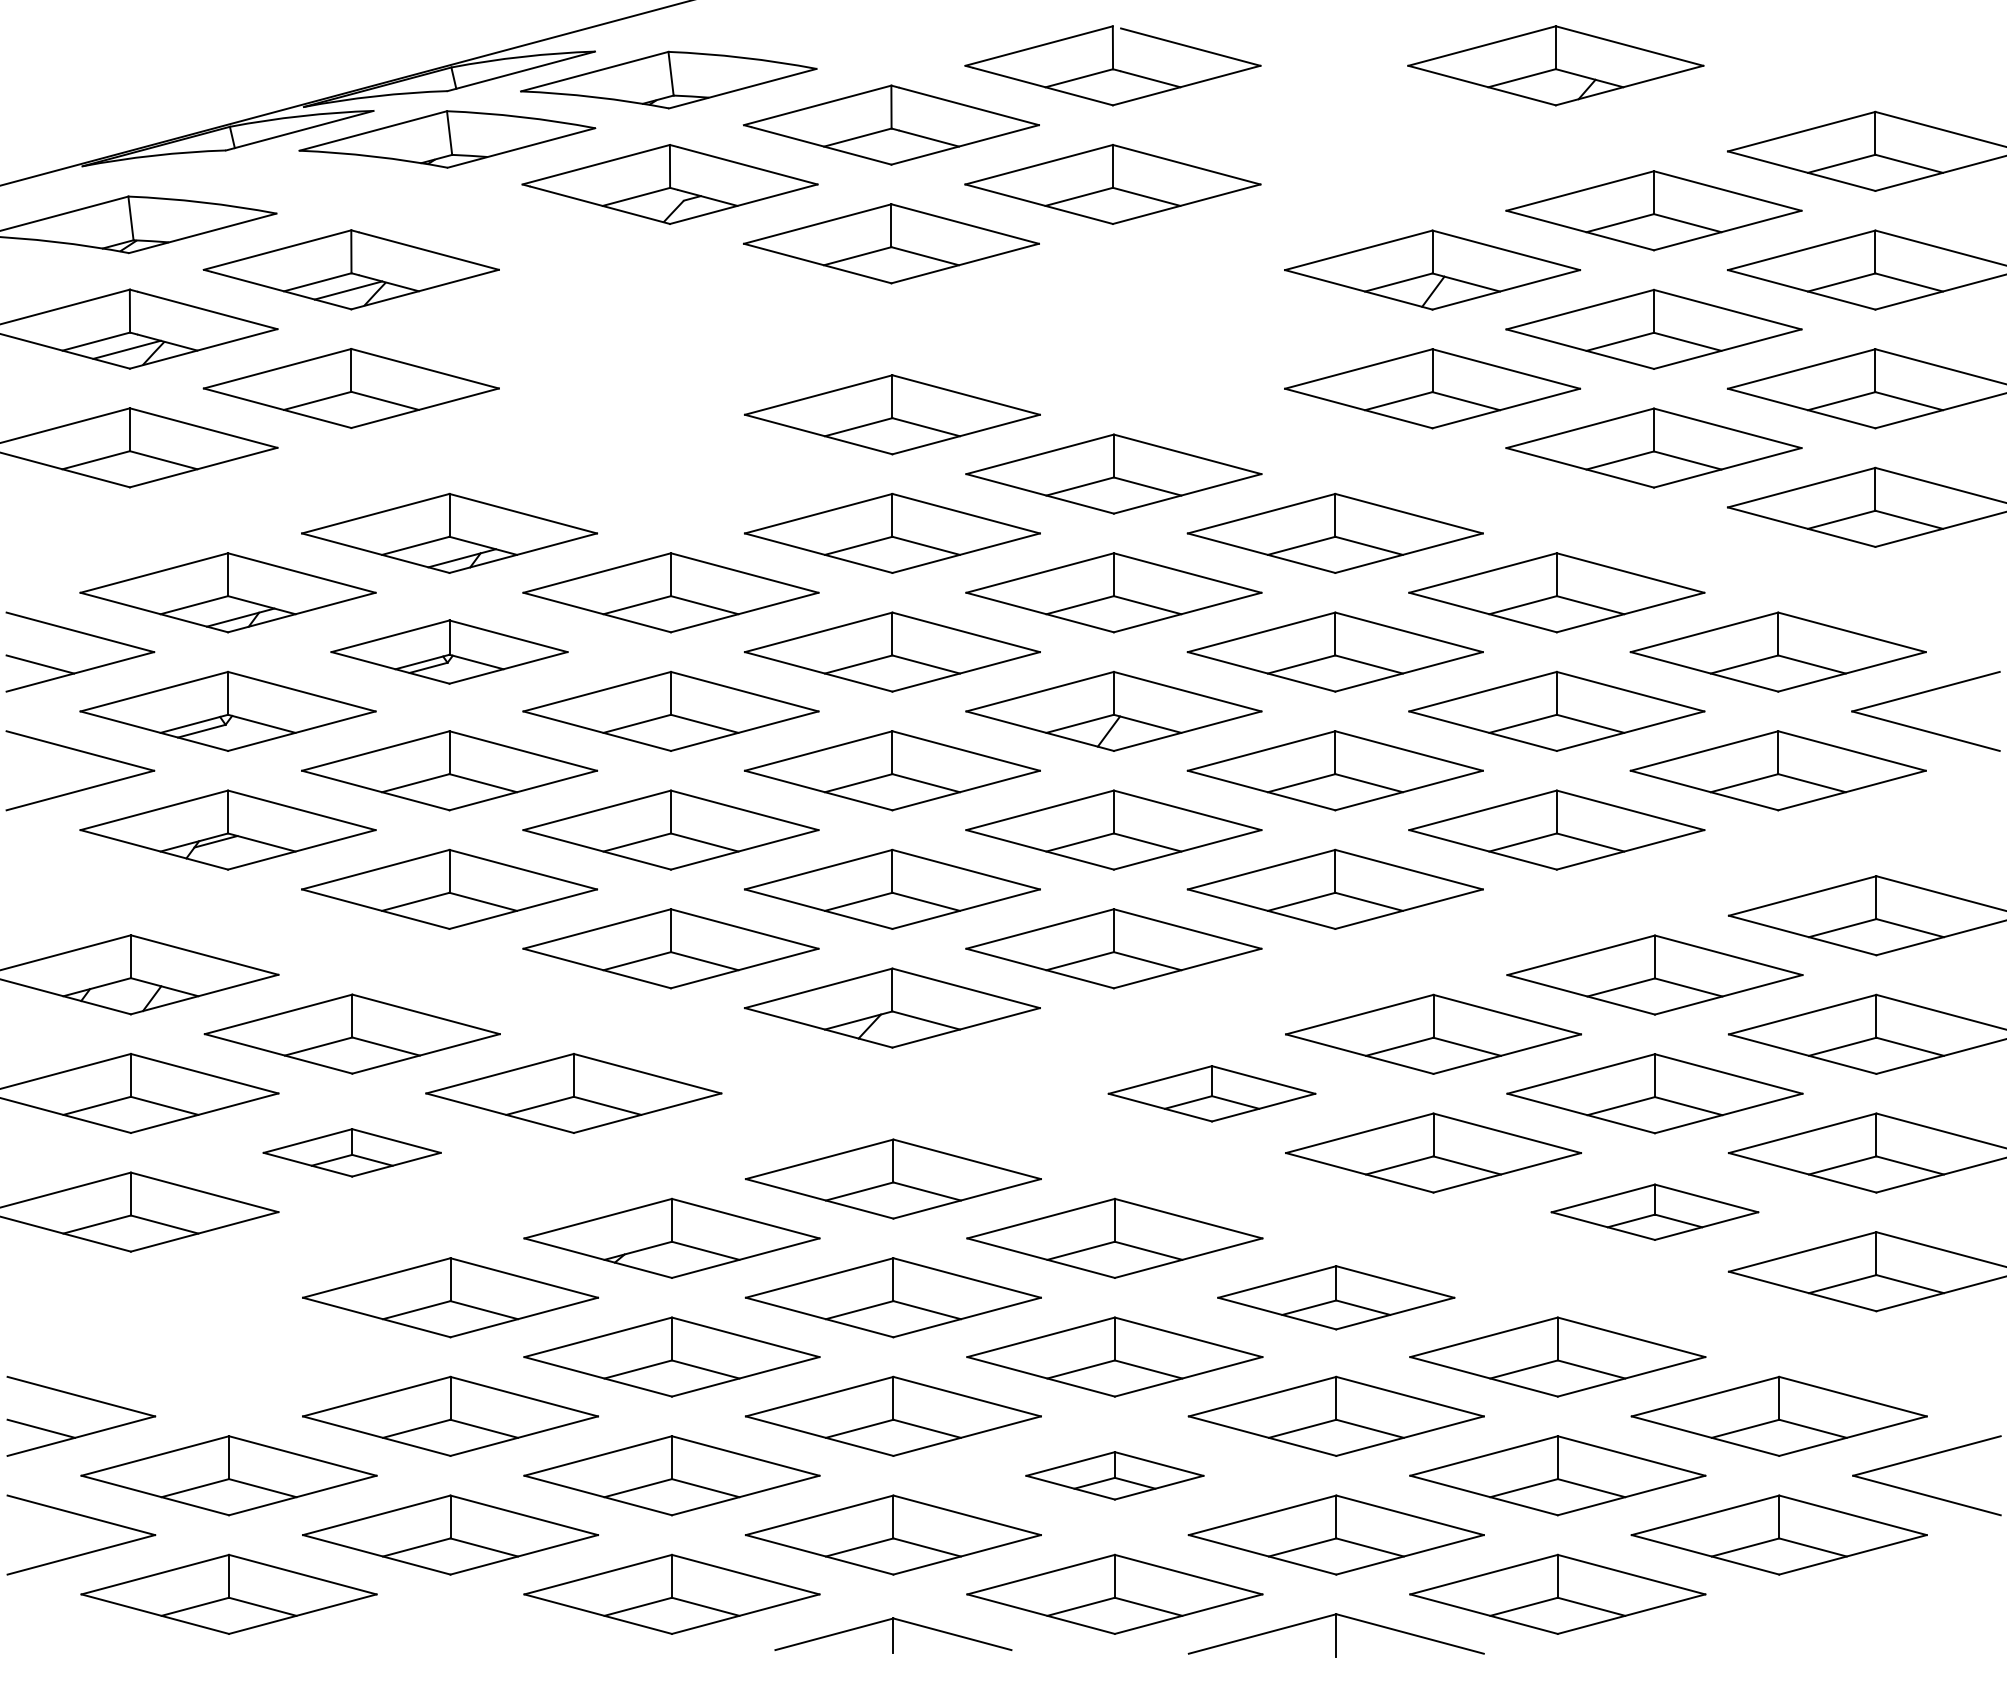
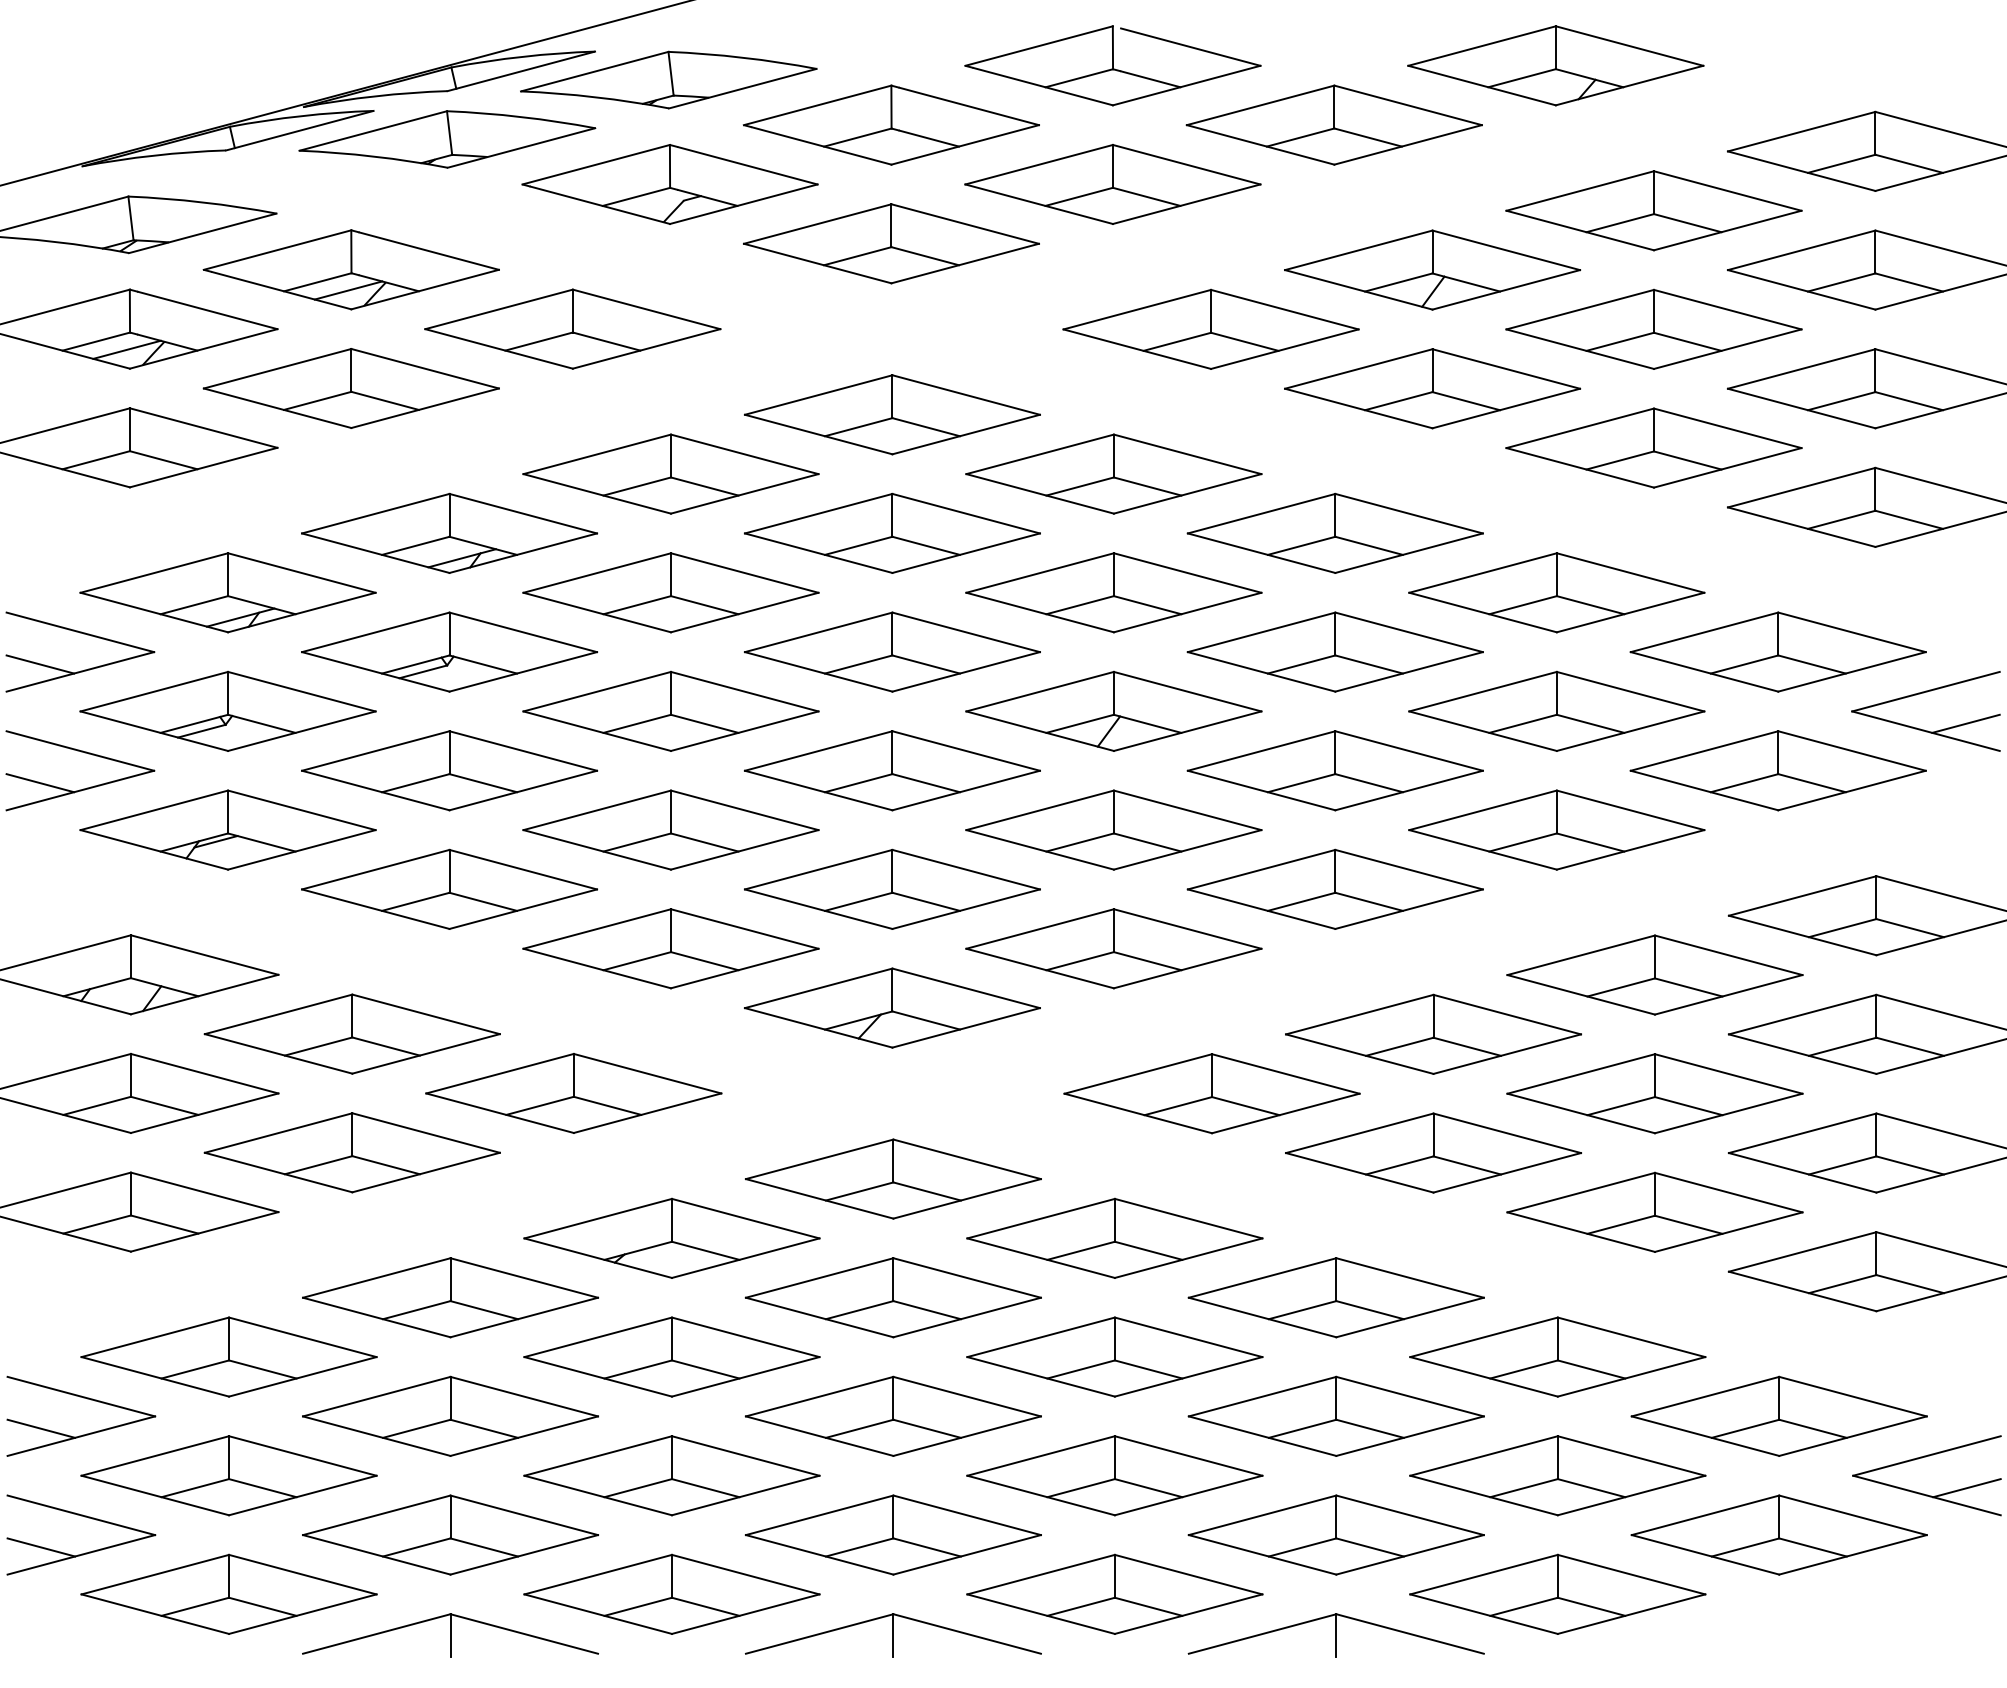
part: none -> present (1333, 124)
part: none -> present (572, 328)
part: none -> present (1210, 328)
part: none -> present (670, 473)
part size: 239x66 px -> 297x82 px (449, 651)
line: none -> present (1965, 723)
line: none -> present (40, 783)
part size: 210x58 px -> 298x82 px (1211, 1093)
part size: 180x50 px -> 298x82 px (351, 1152)
part size: 210x58 px -> 298x82 px (1654, 1211)
part size: 239x66 px -> 298x82 px (1335, 1297)
part: none -> present (228, 1356)
part size: 180x50 px -> 298x82 px (1114, 1475)
line: none -> present (1966, 1488)
line: none -> present (41, 1547)
part: none -> present (450, 1635)
part size: 239x37 px -> 297x45 px (893, 1635)
